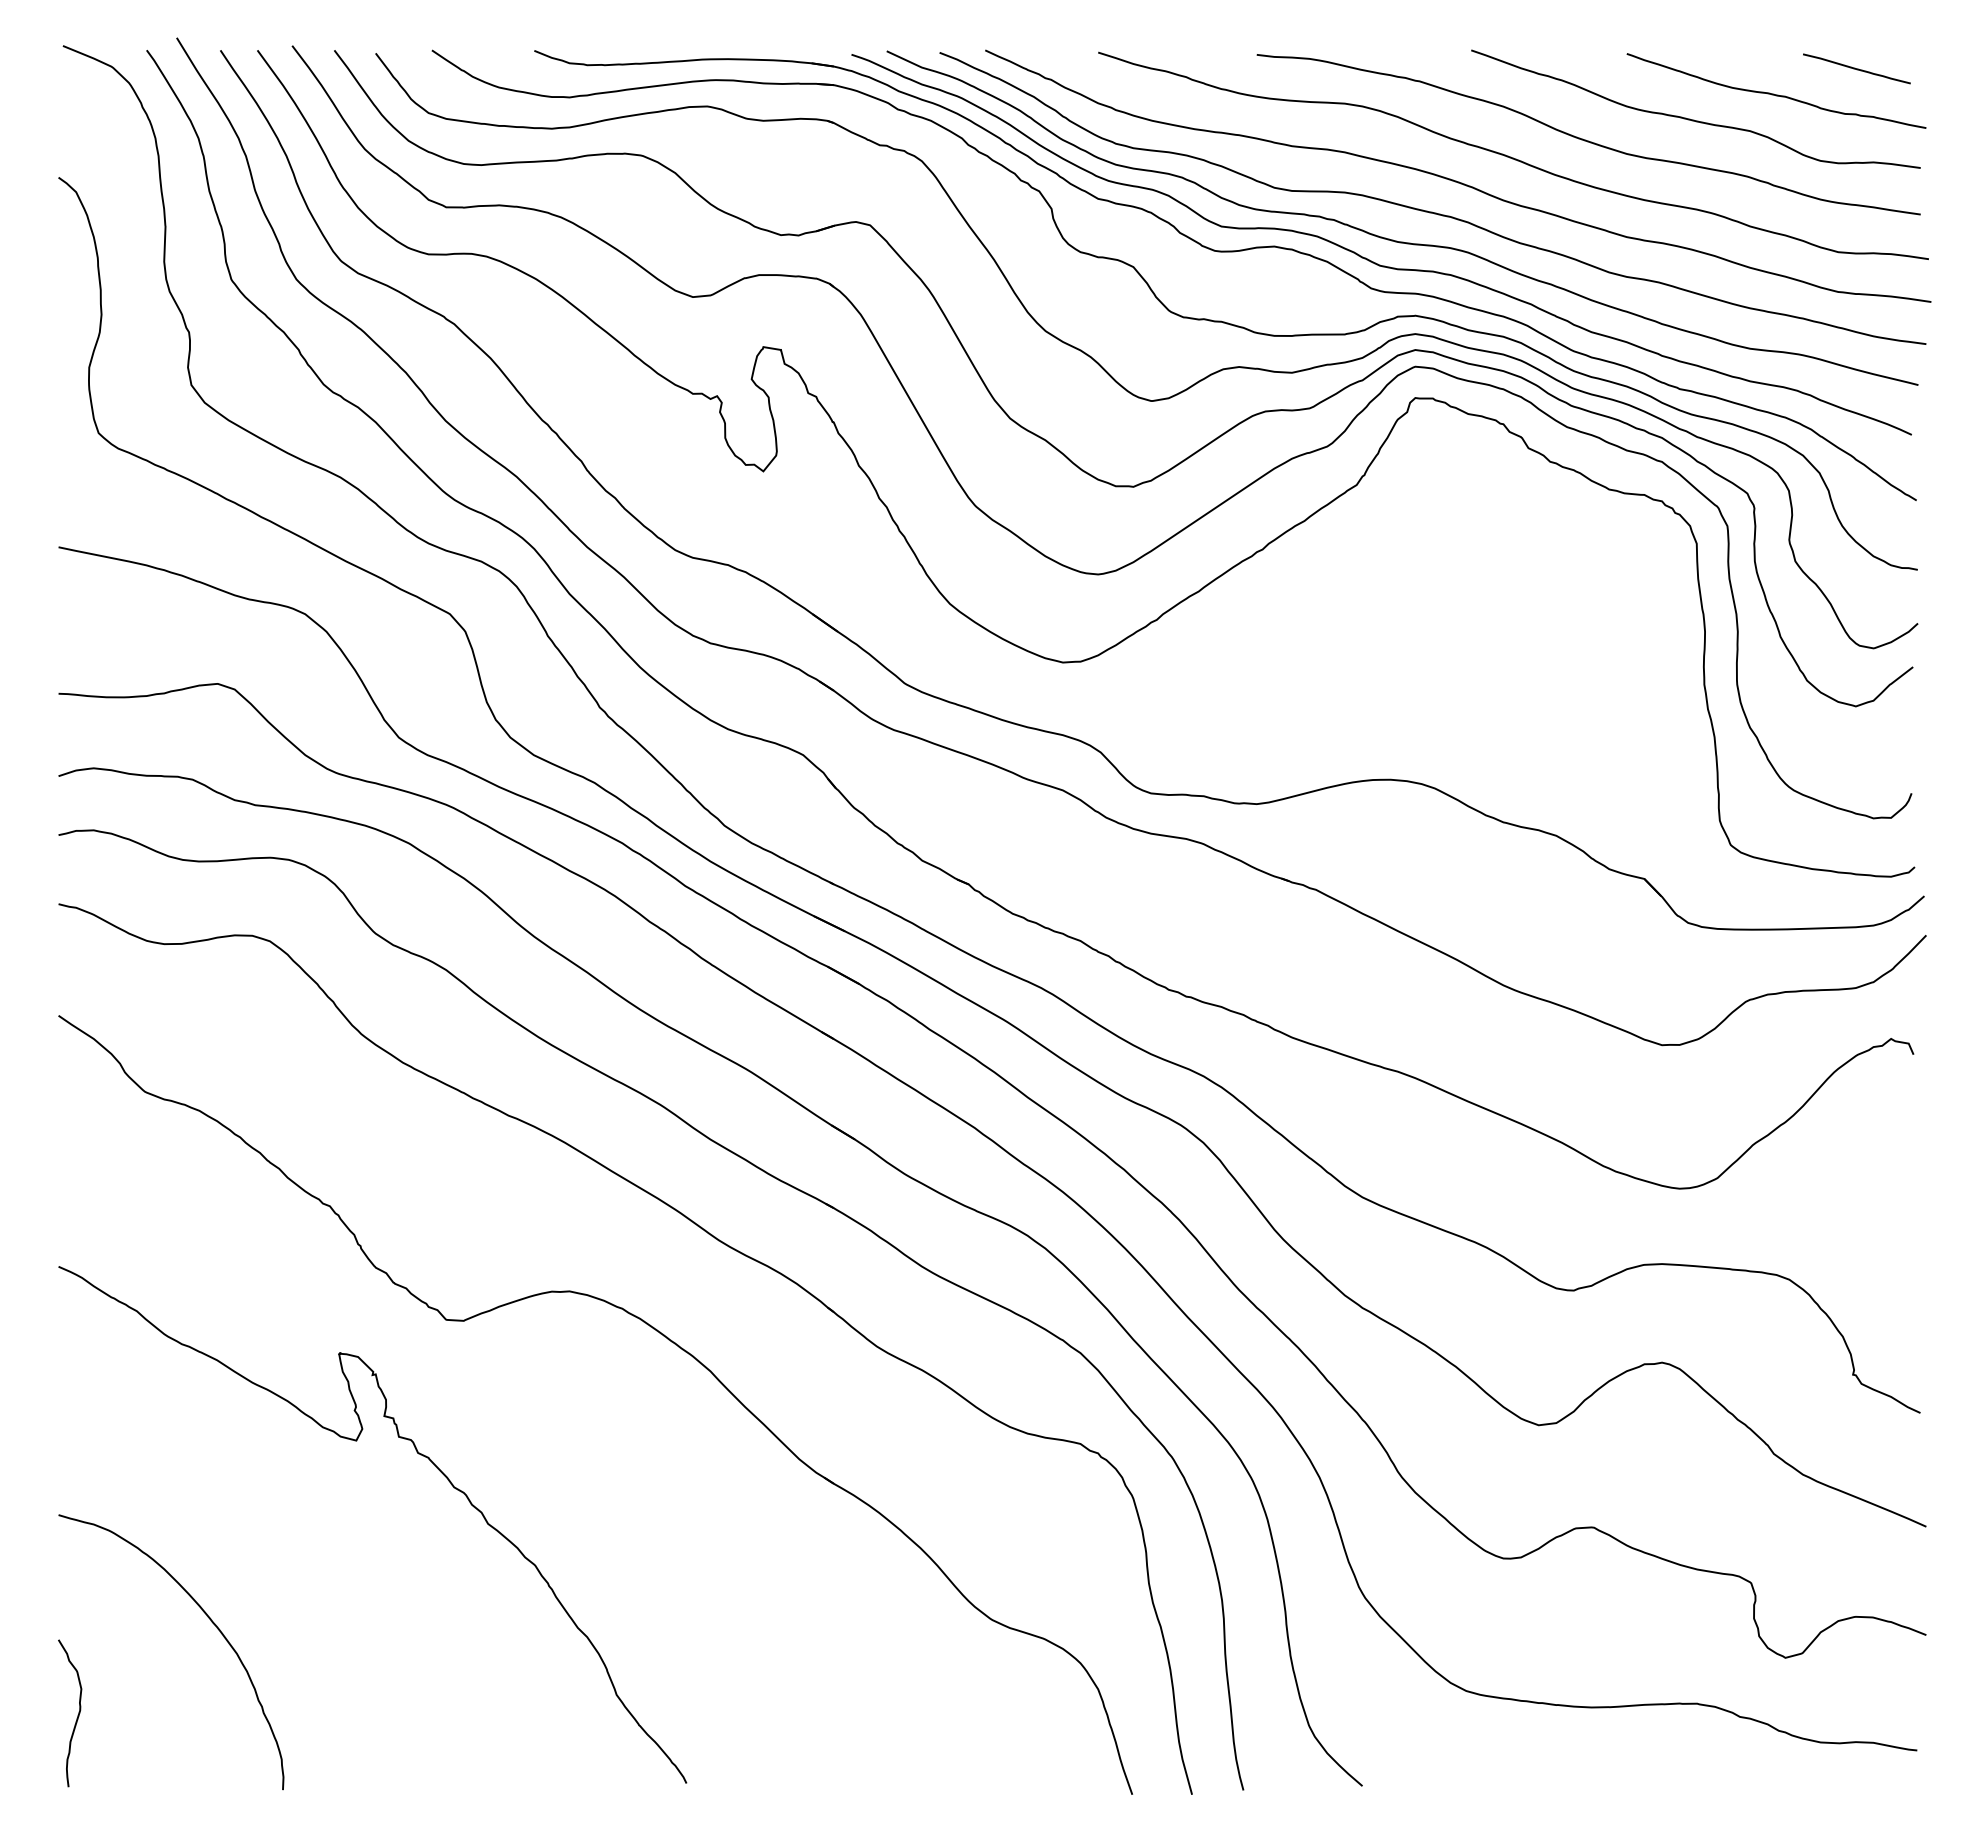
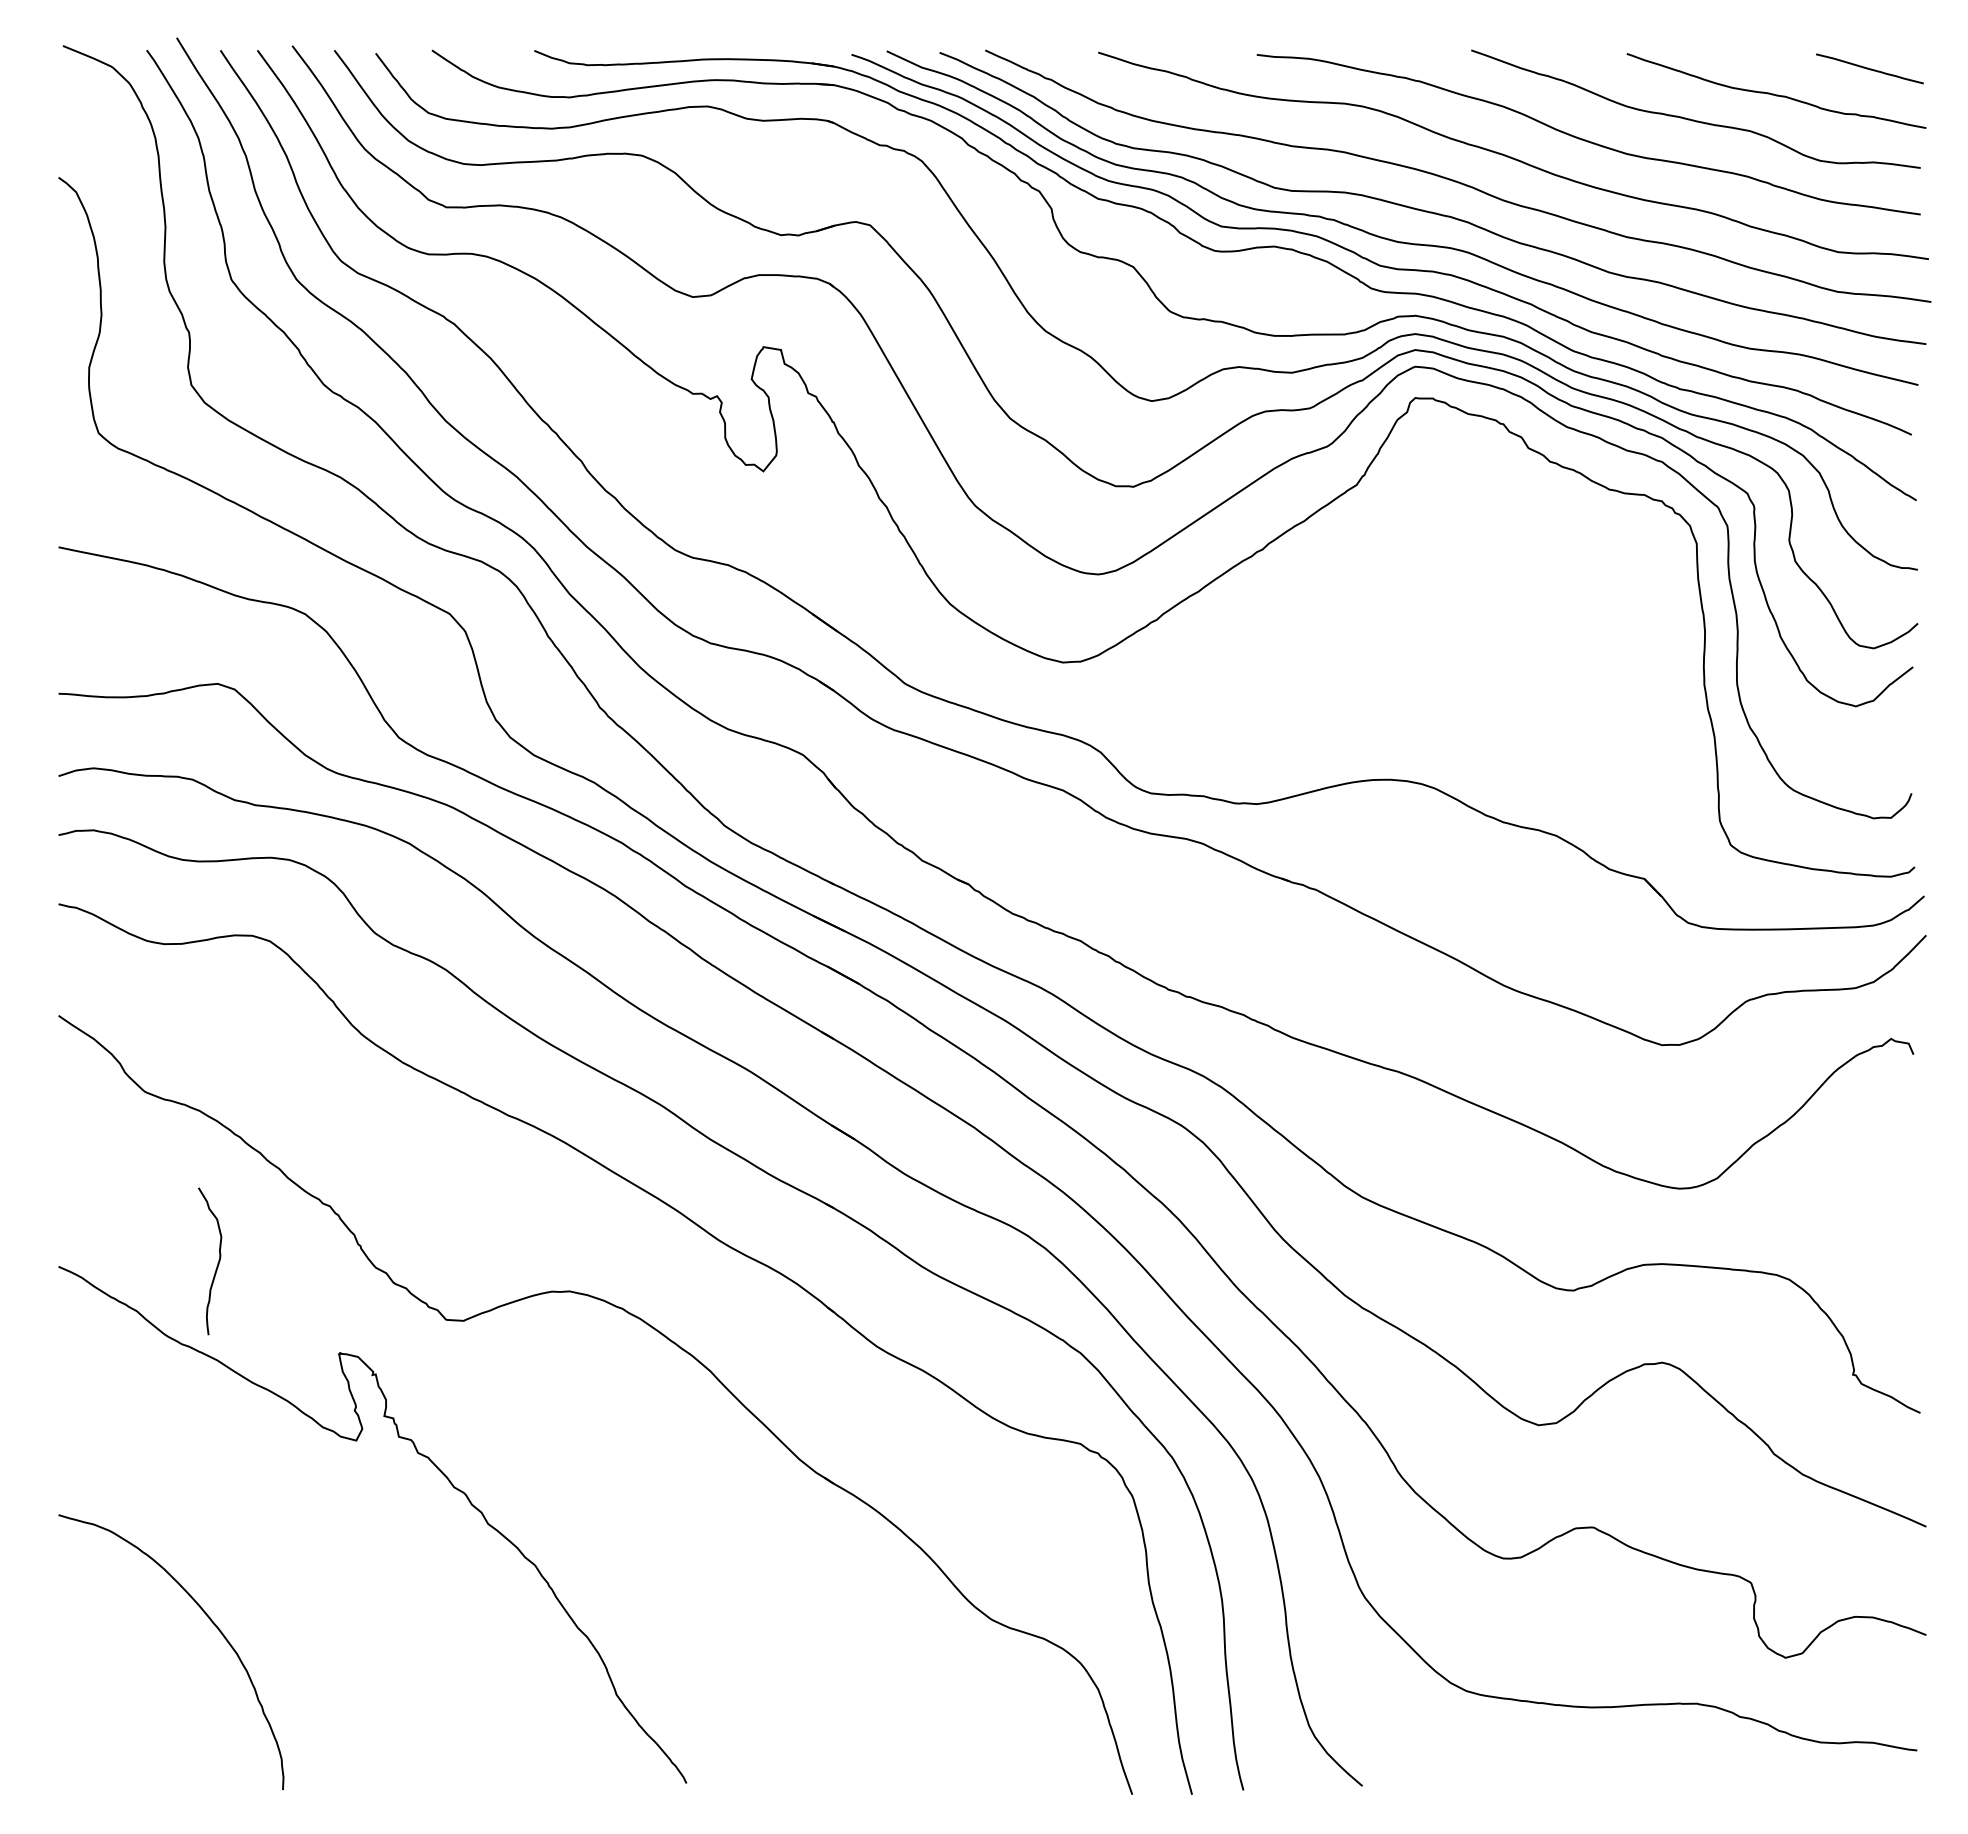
line position: (1856, 68) -> (1869, 68) (1869, 68)
curve position: (77, 1715) -> (217, 1263) (217, 1263)
